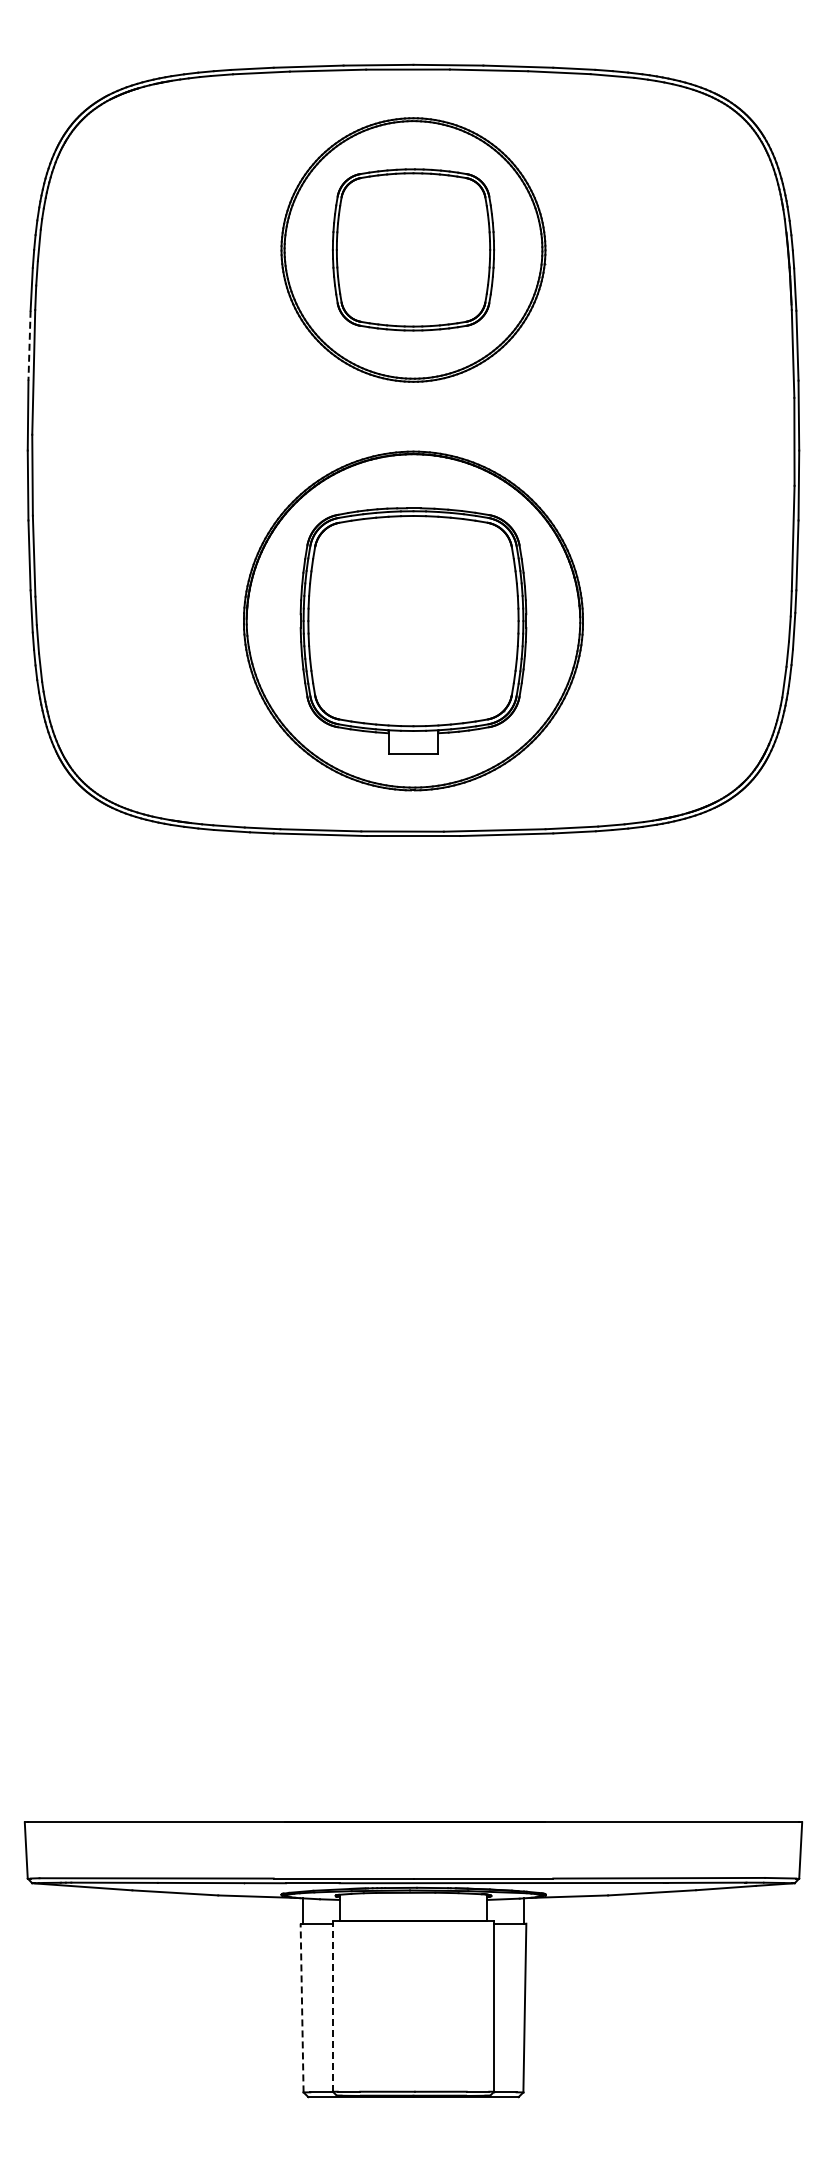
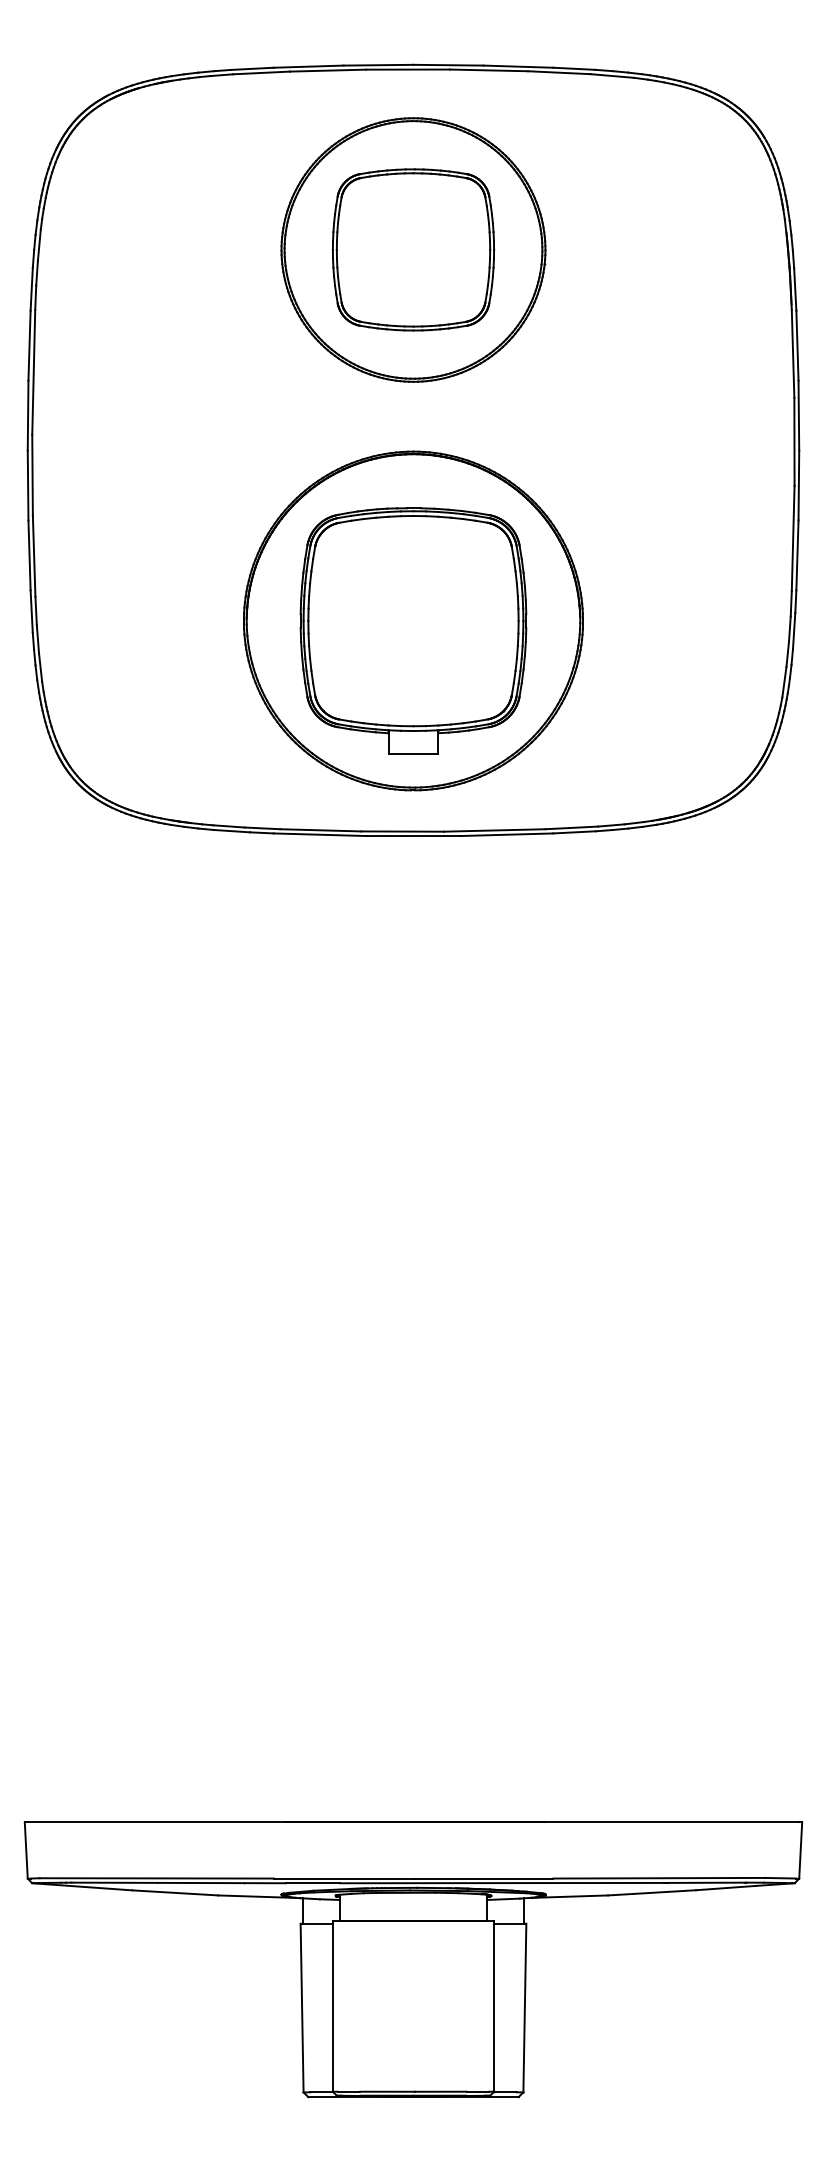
line: dashed -> solid (29, 345)
line: dashed -> solid (332, 2006)
line: dashed -> solid (302, 2007)
